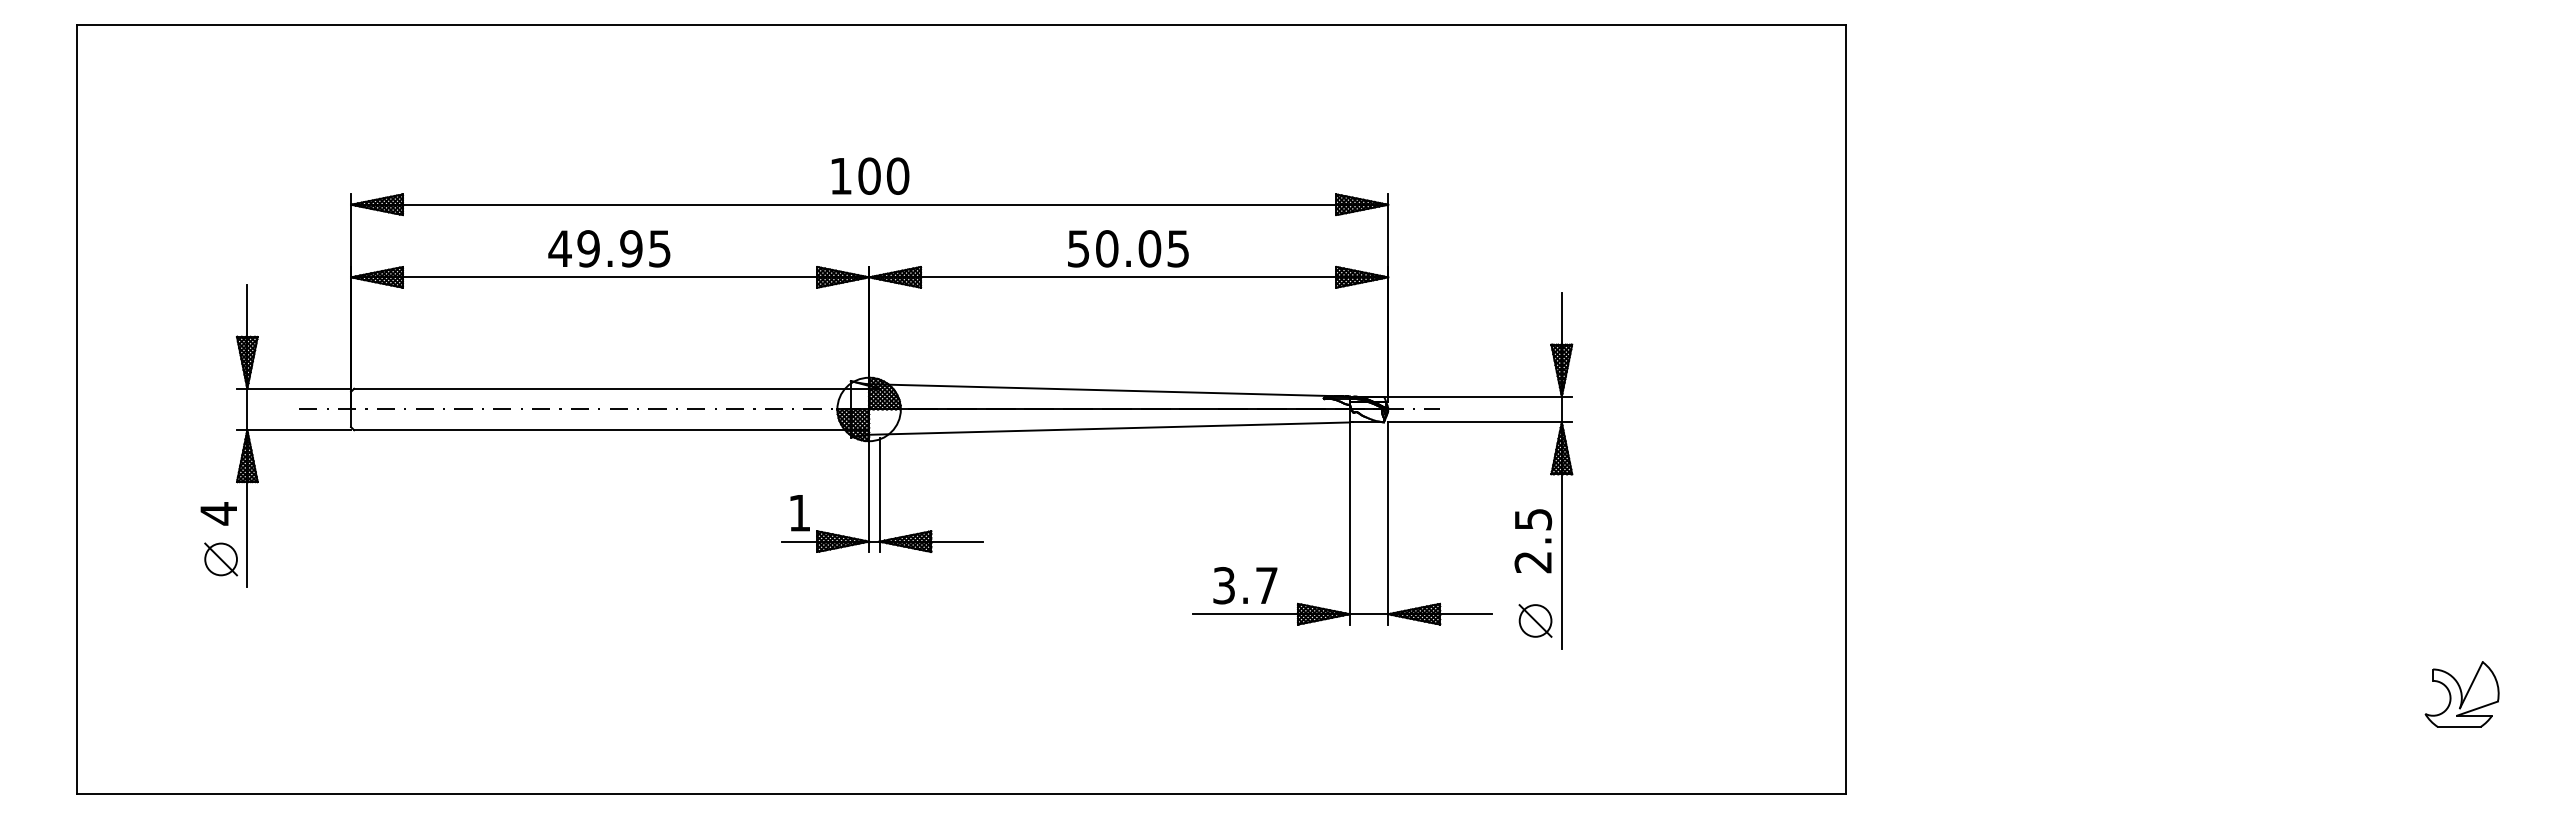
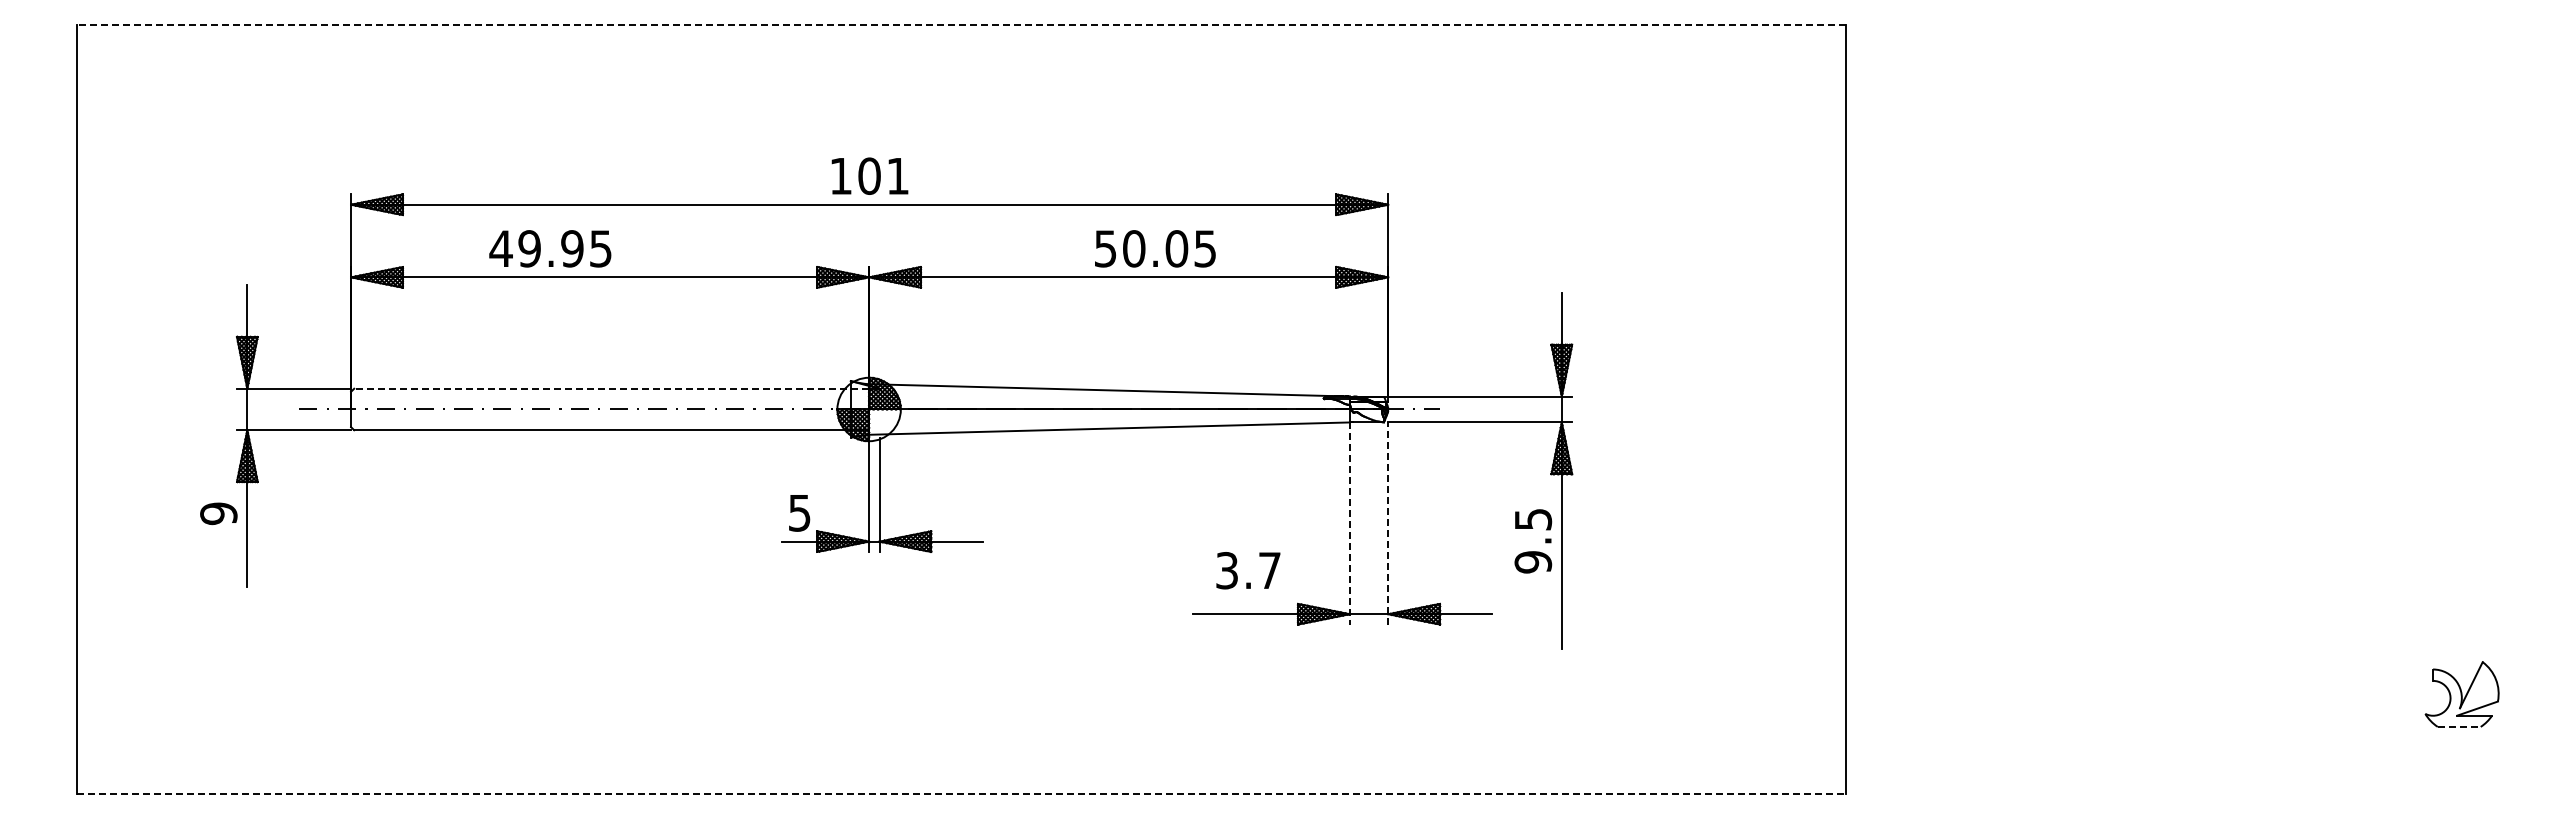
line: solid -> dashed (960, 24)
text: 100 -> 101 (897, 175)
text position: (609, 248) -> (550, 248) (550, 248)
text position: (1128, 248) -> (1155, 248) (1155, 248)
line: solid -> dashed (611, 388)
text: 4 -> 9 (218, 513)
text: 1 -> 5 (799, 513)
line: solid -> dashed (1388, 523)
line: solid -> dashed (1349, 524)
part: present -> none (221, 559)
text: 2.5 -> 9.5 (1533, 562)
text position: (1245, 585) -> (1248, 570) (1248, 570)
part: present -> none (1535, 620)
line: solid -> dashed (2459, 726)
line: solid -> dashed (961, 794)
